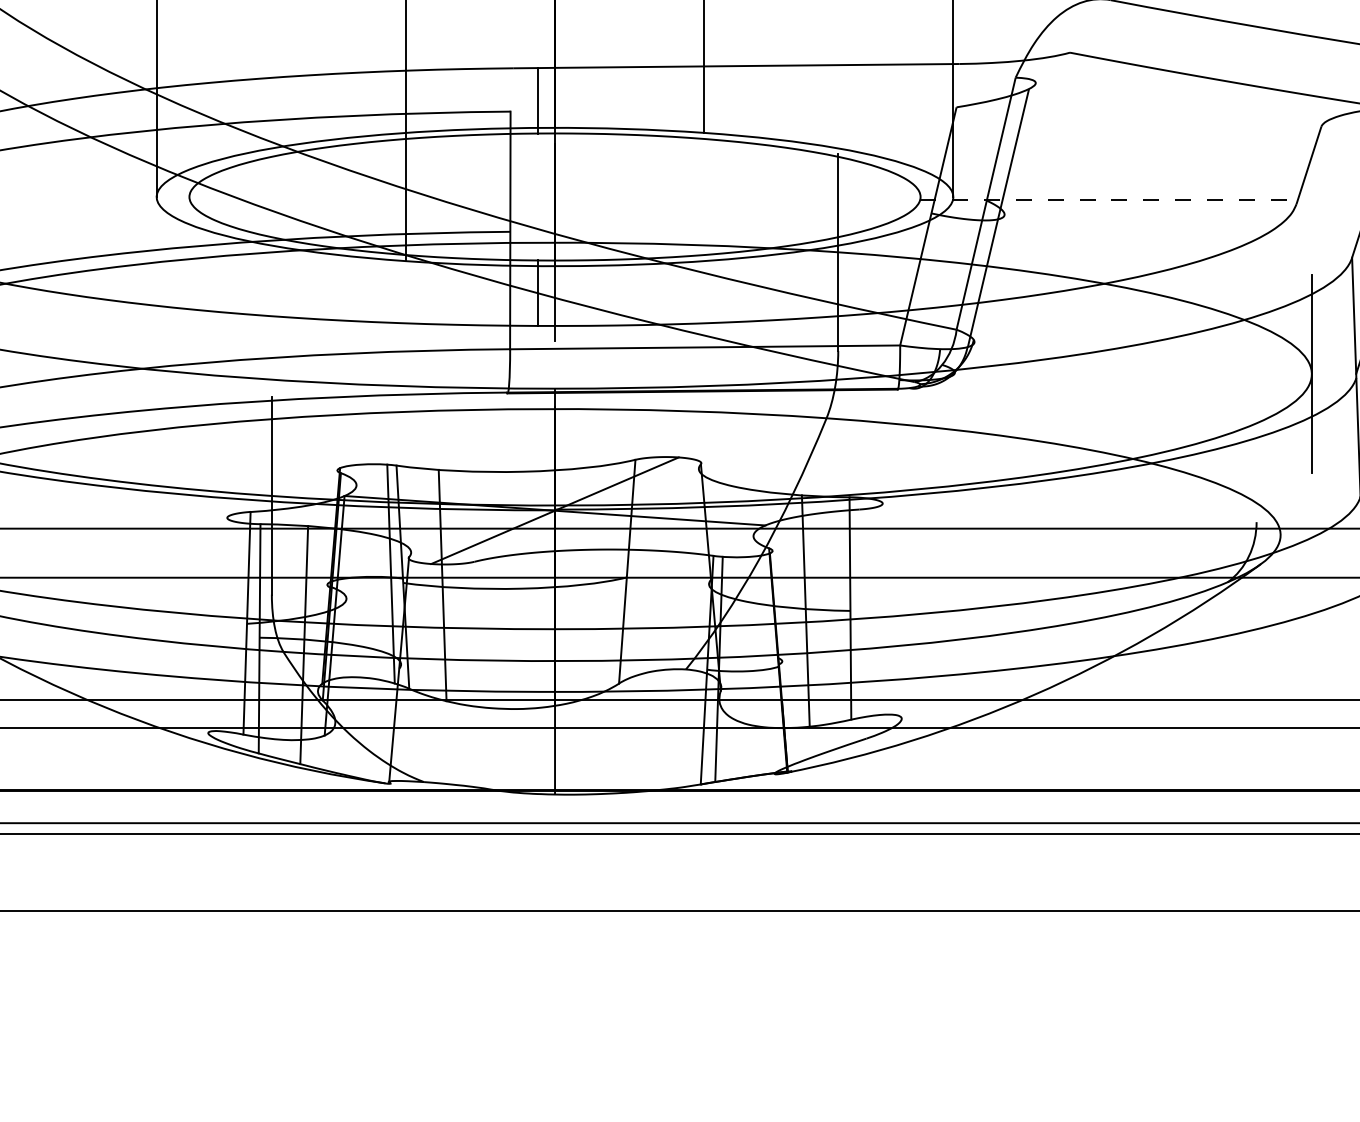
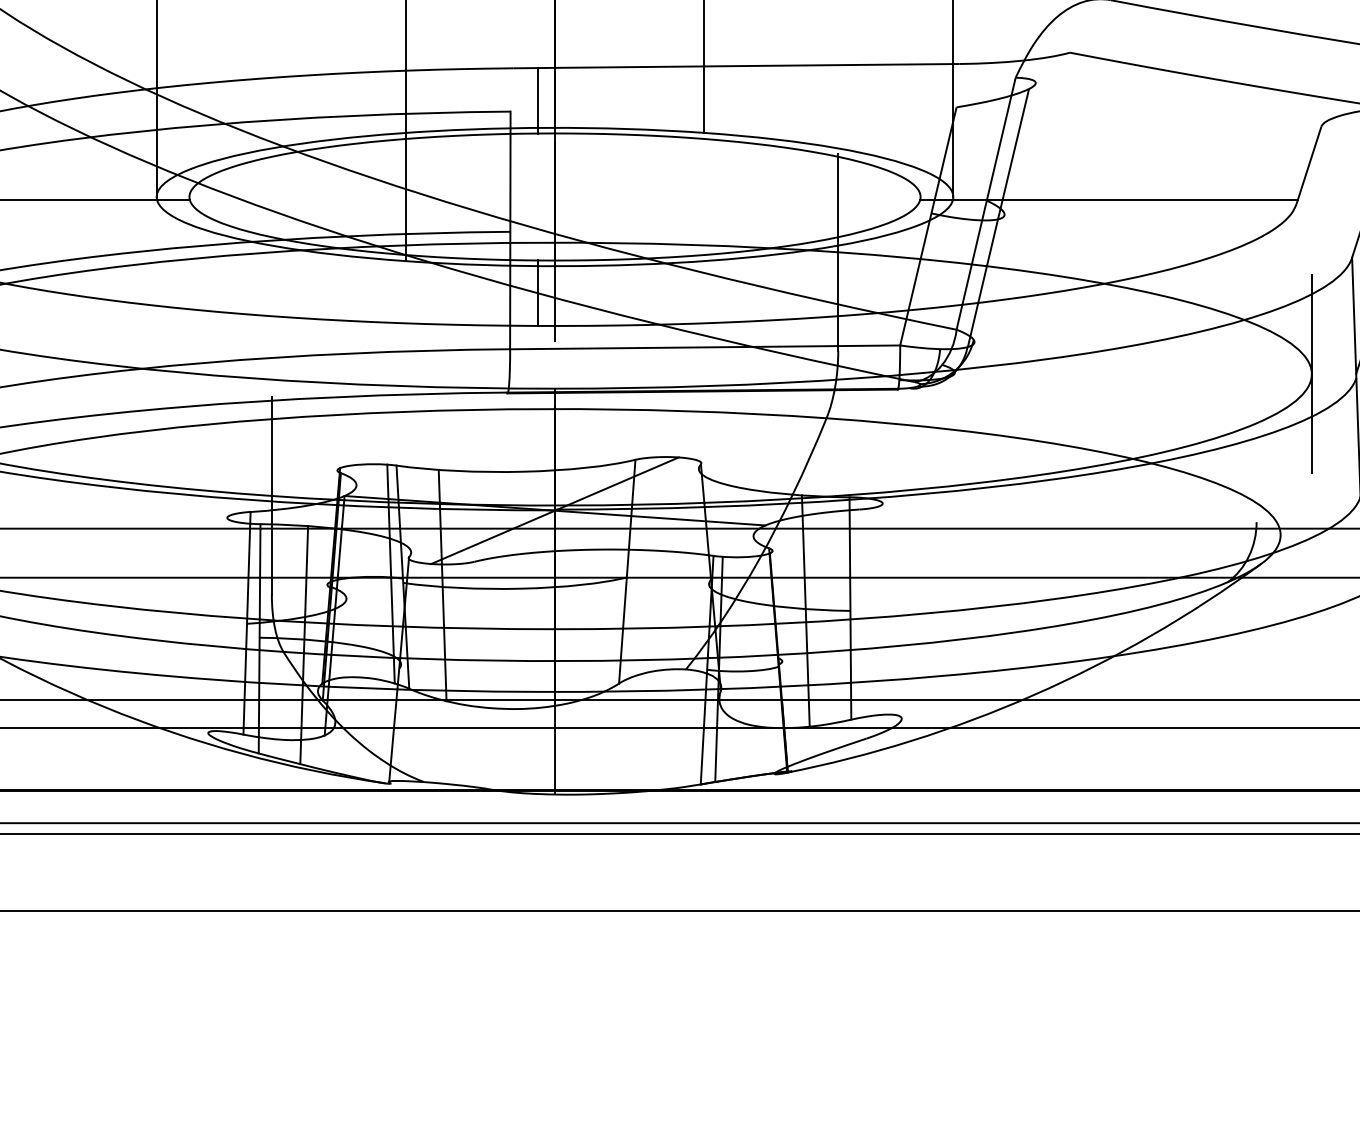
line: none -> present (95, 200)
line: dashed -> solid (1109, 200)
